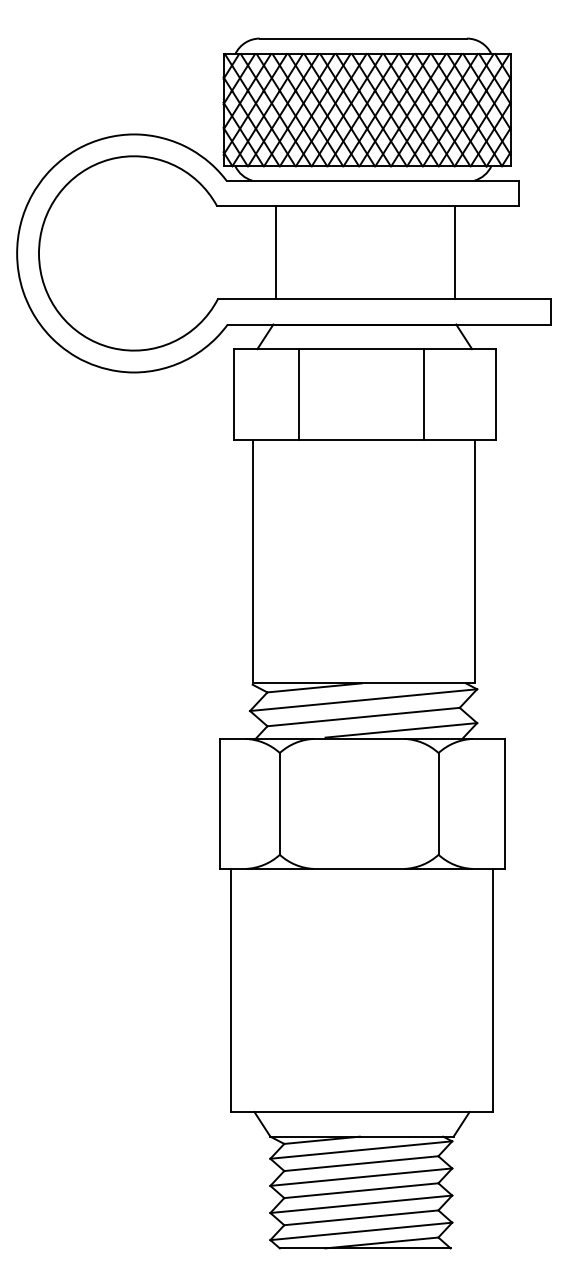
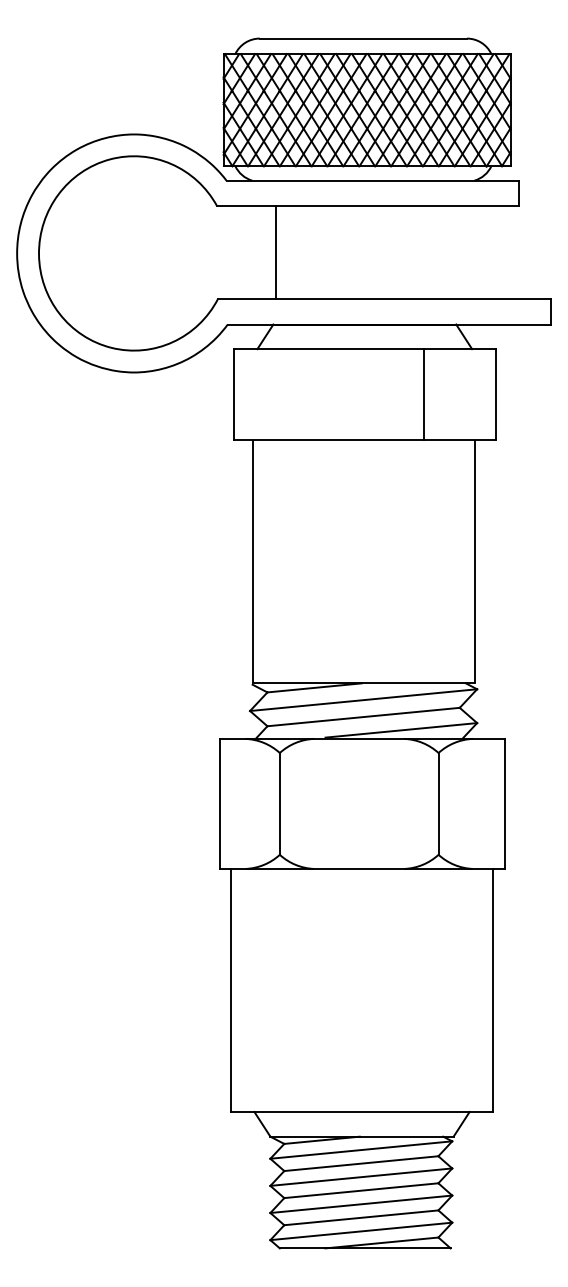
line: present -> none (454, 252)
line: present -> none (299, 394)
